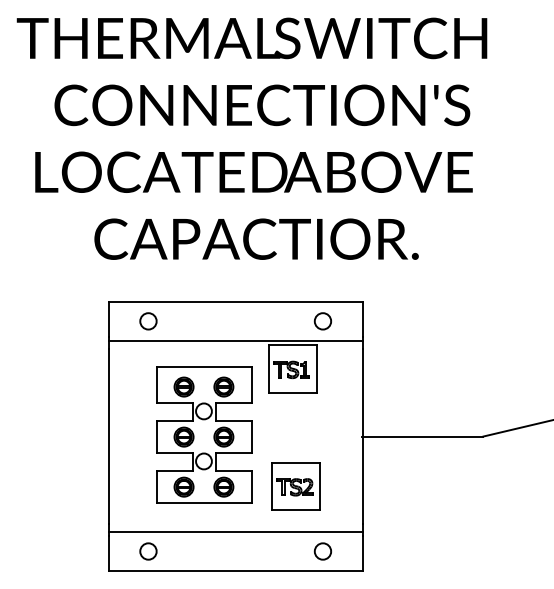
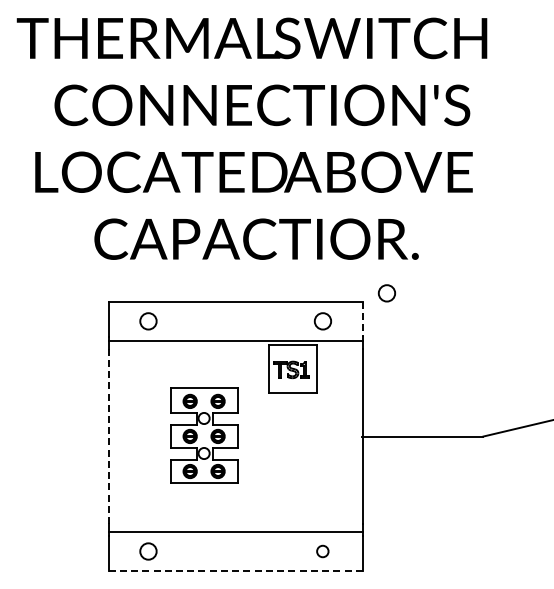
circle: none -> present (386, 293)
line: solid -> dashed (362, 319)
part size: 97x138 px -> 69x97 px (204, 435)
line: solid -> dashed (108, 436)
part: present -> none (295, 486)
circle size: 19x19 px -> 14x15 px (322, 551)
line: solid -> dashed (235, 571)
